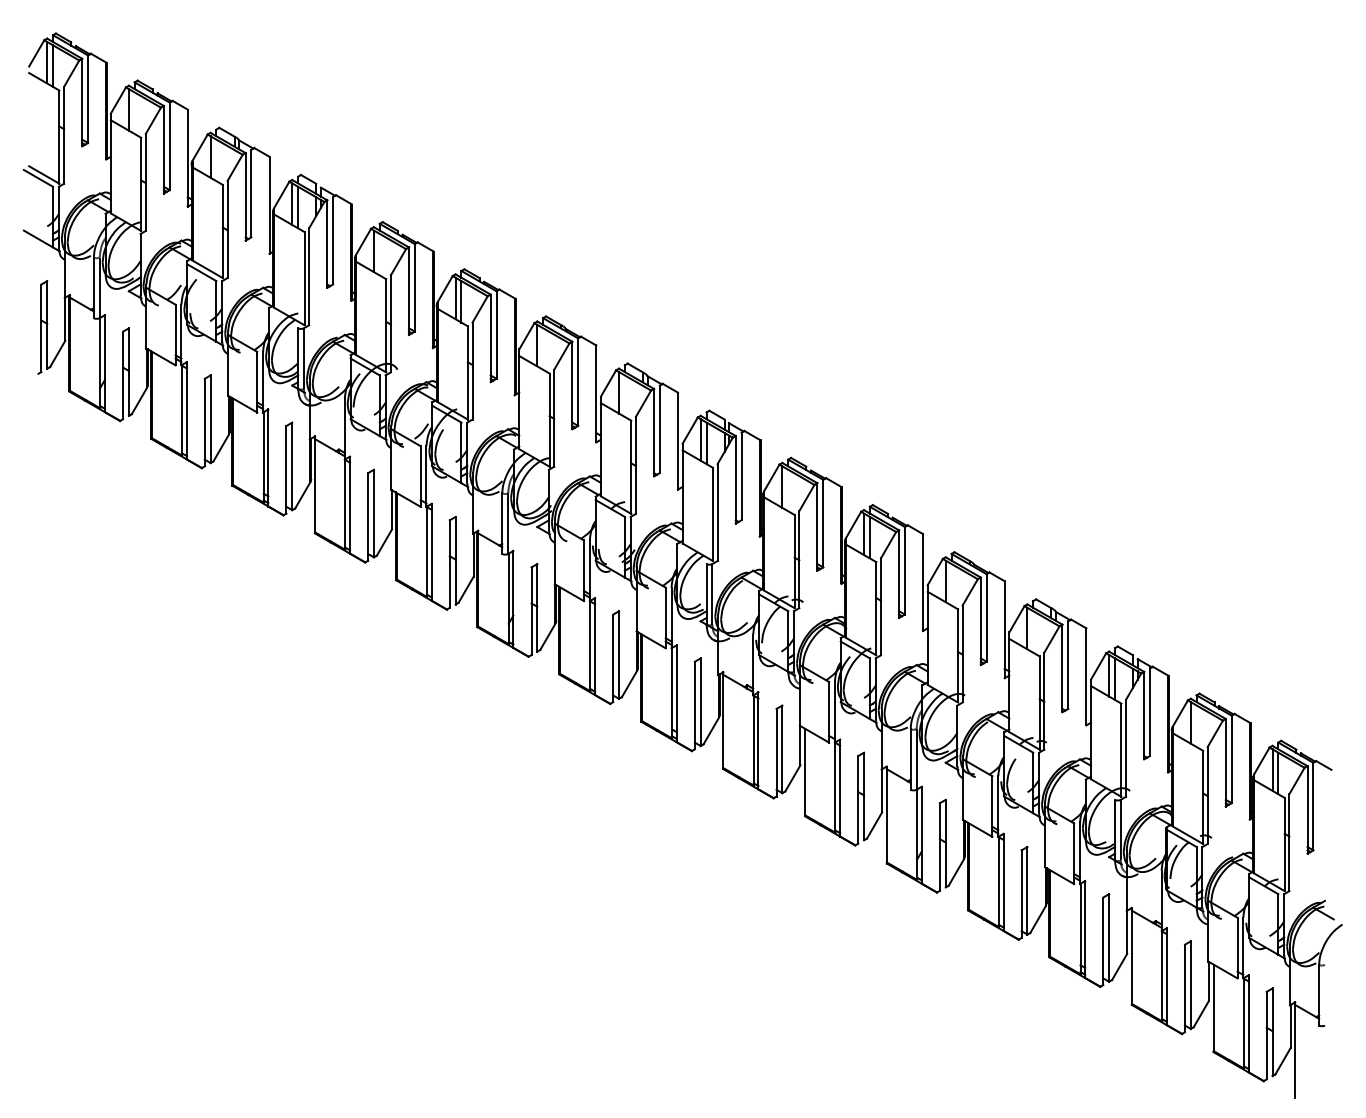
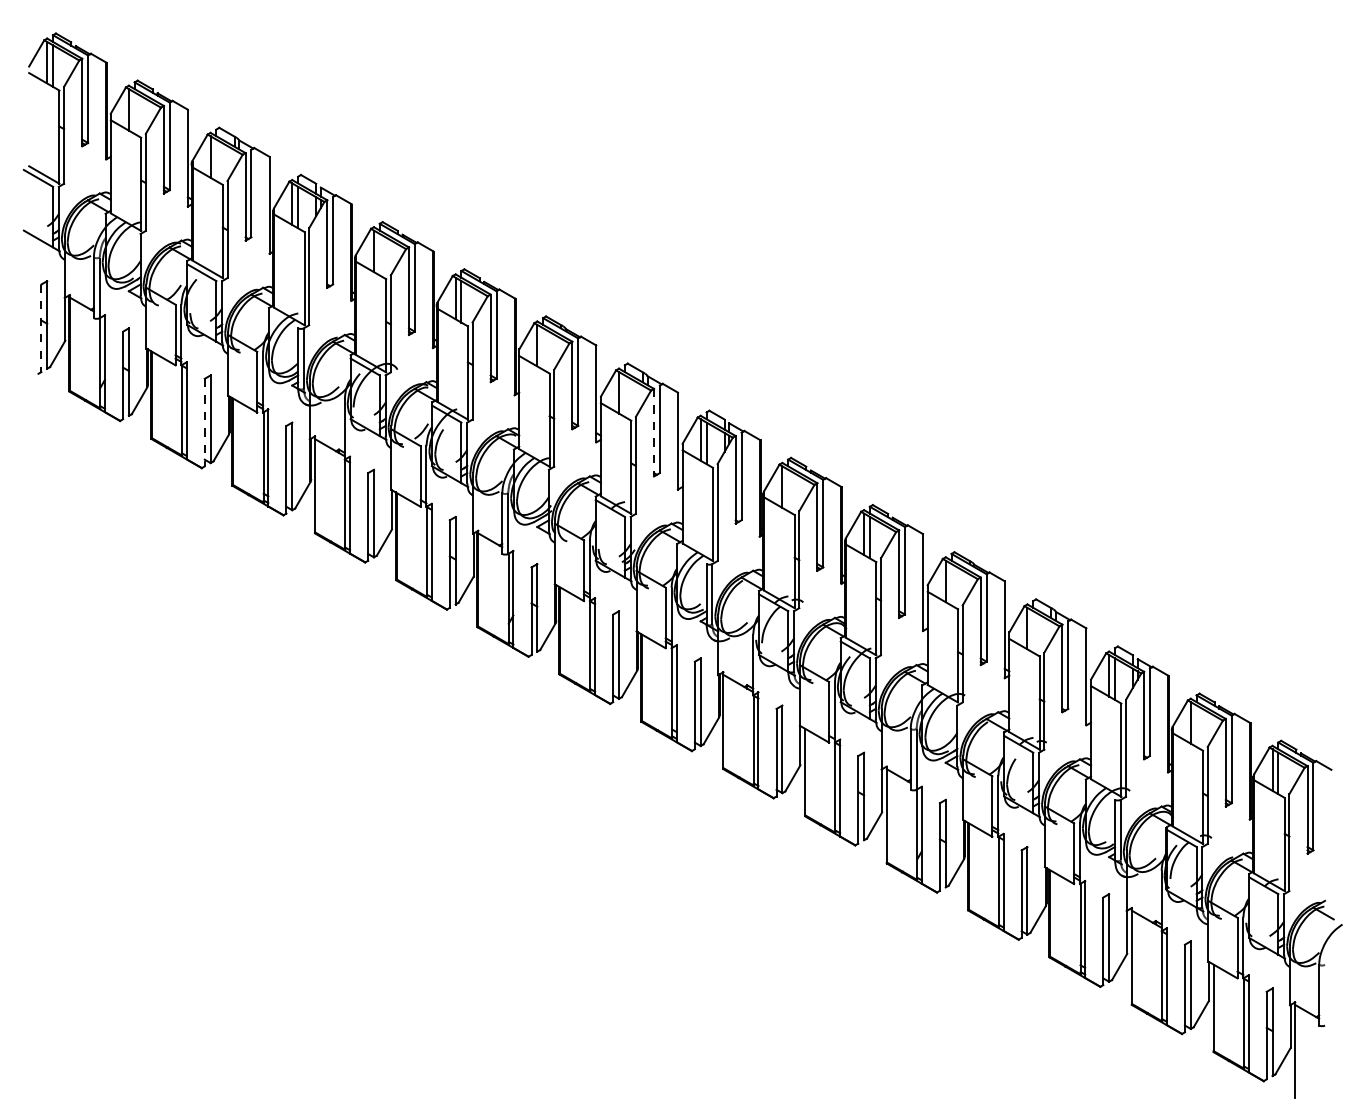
line: solid -> dashed (41, 328)
line: solid -> dashed (204, 422)
line: solid -> dashed (654, 432)
